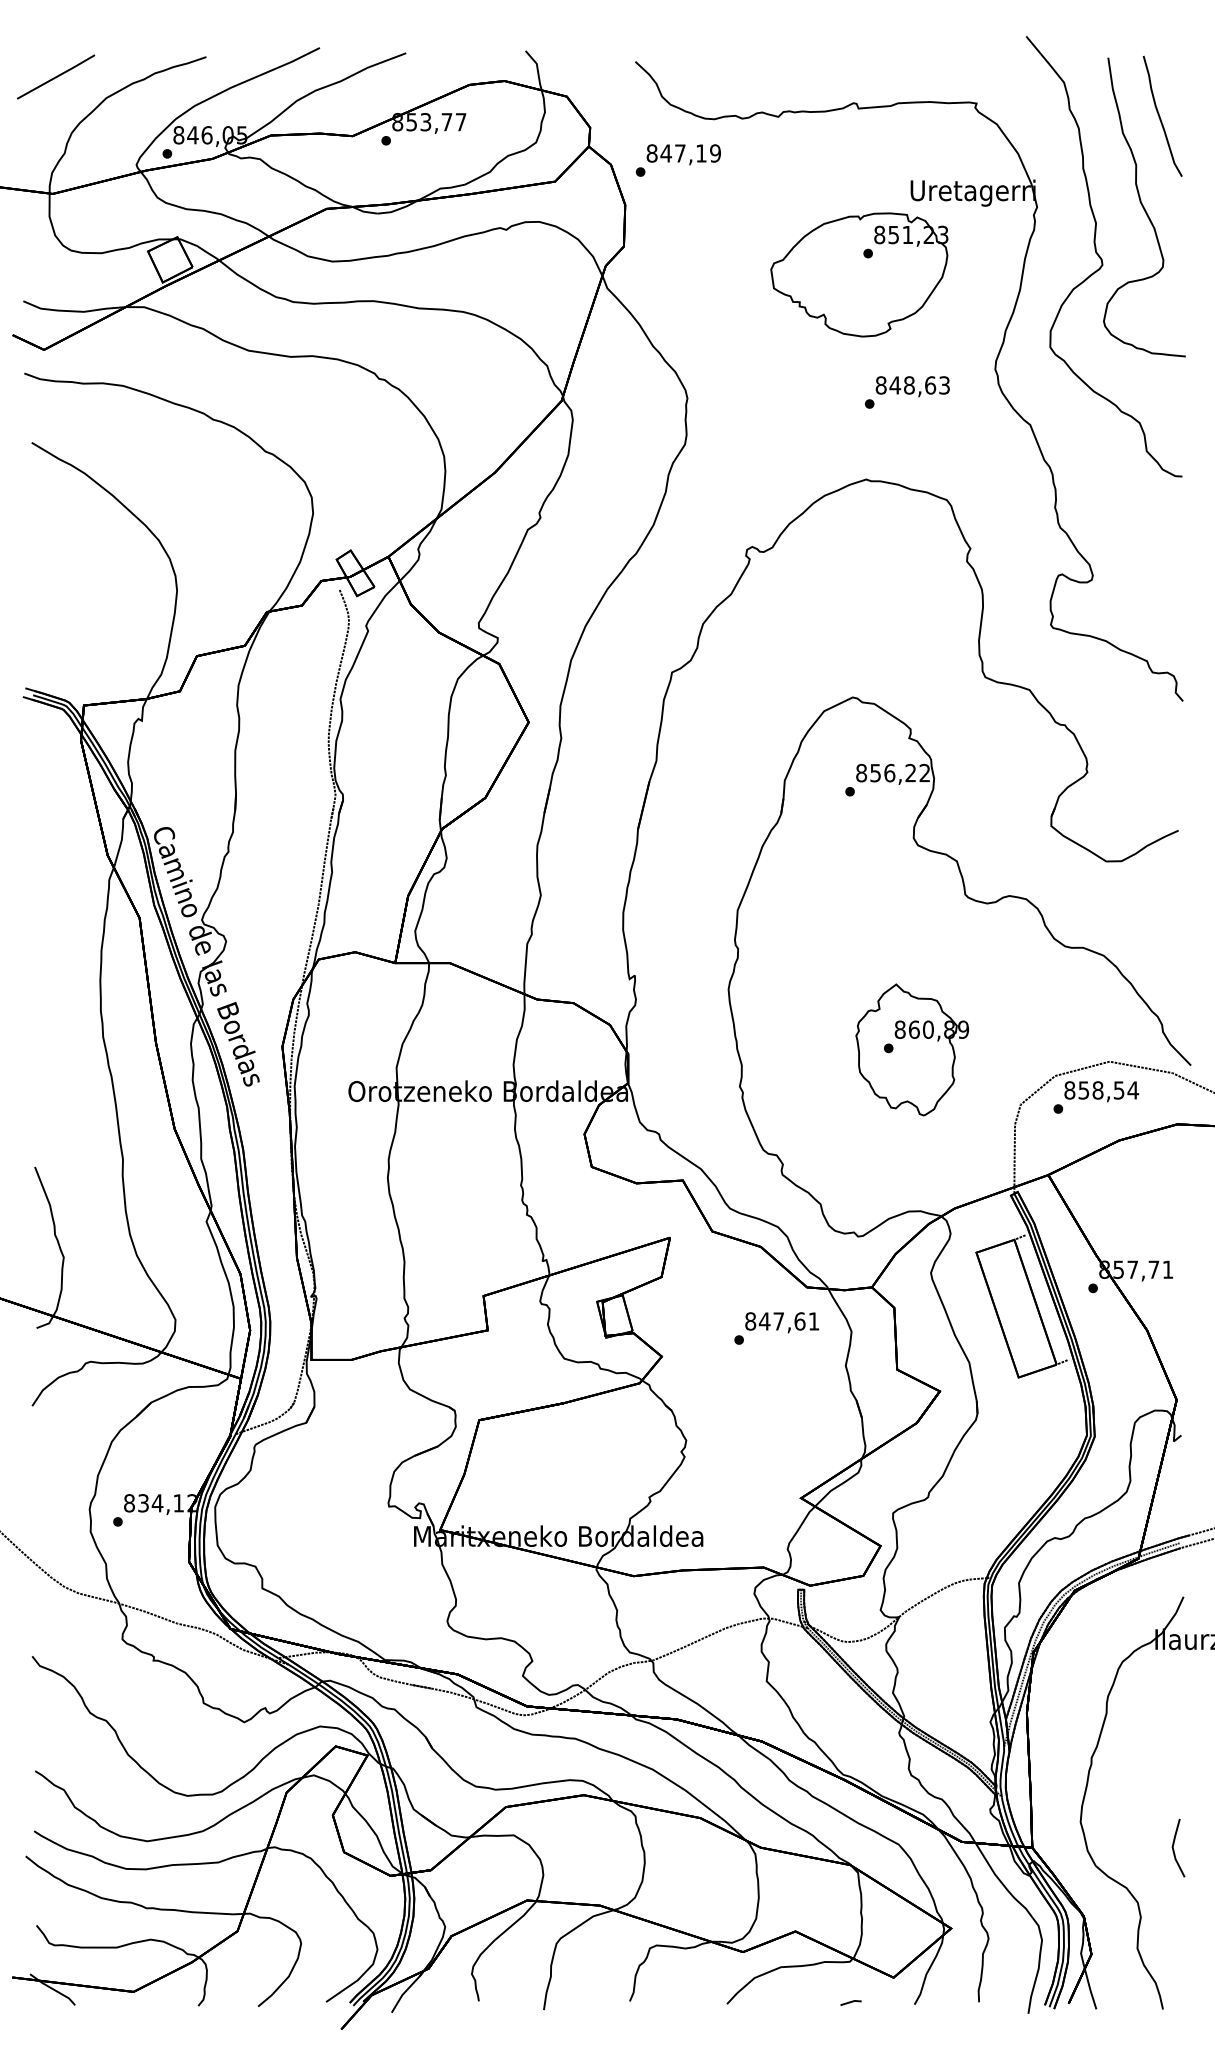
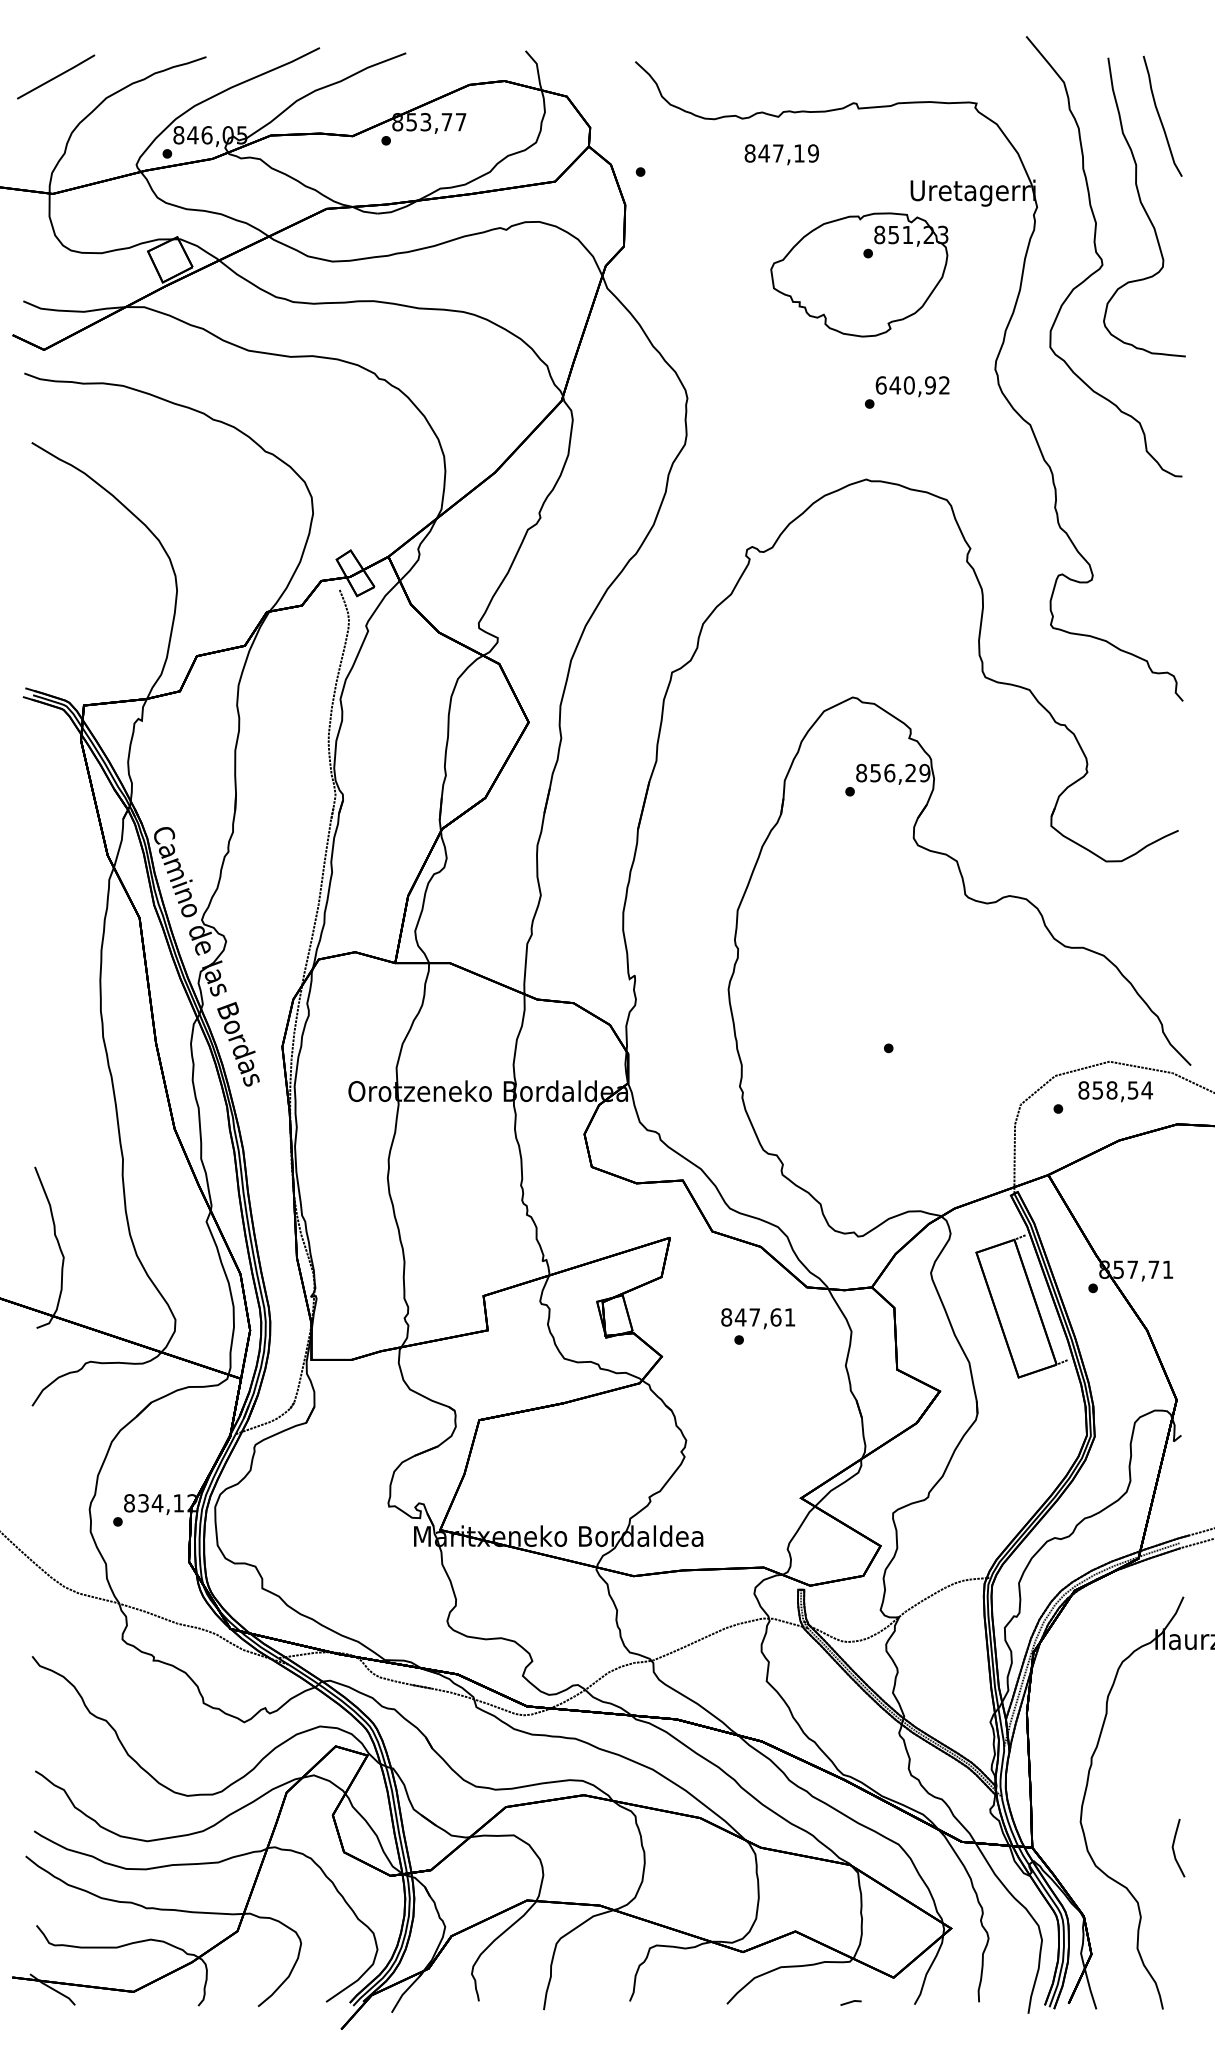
text position: (683, 154) -> (781, 154) (781, 154)
text: 848,63 -> 640,92 (912, 385)
text: 856,22 -> 856,29 (924, 773)
part: present -> none (912, 1049)
text position: (1101, 1091) -> (1115, 1091) (1115, 1091)
text position: (782, 1322) -> (758, 1318) (758, 1318)
